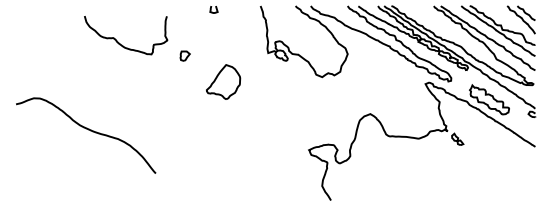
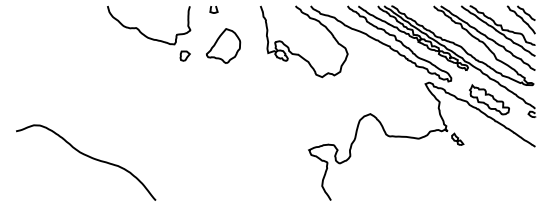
curve position: (119, 42) -> (142, 32) (142, 32)
part position: (223, 81) -> (223, 45) (223, 45)
curve position: (88, 130) -> (88, 157) (88, 157)
